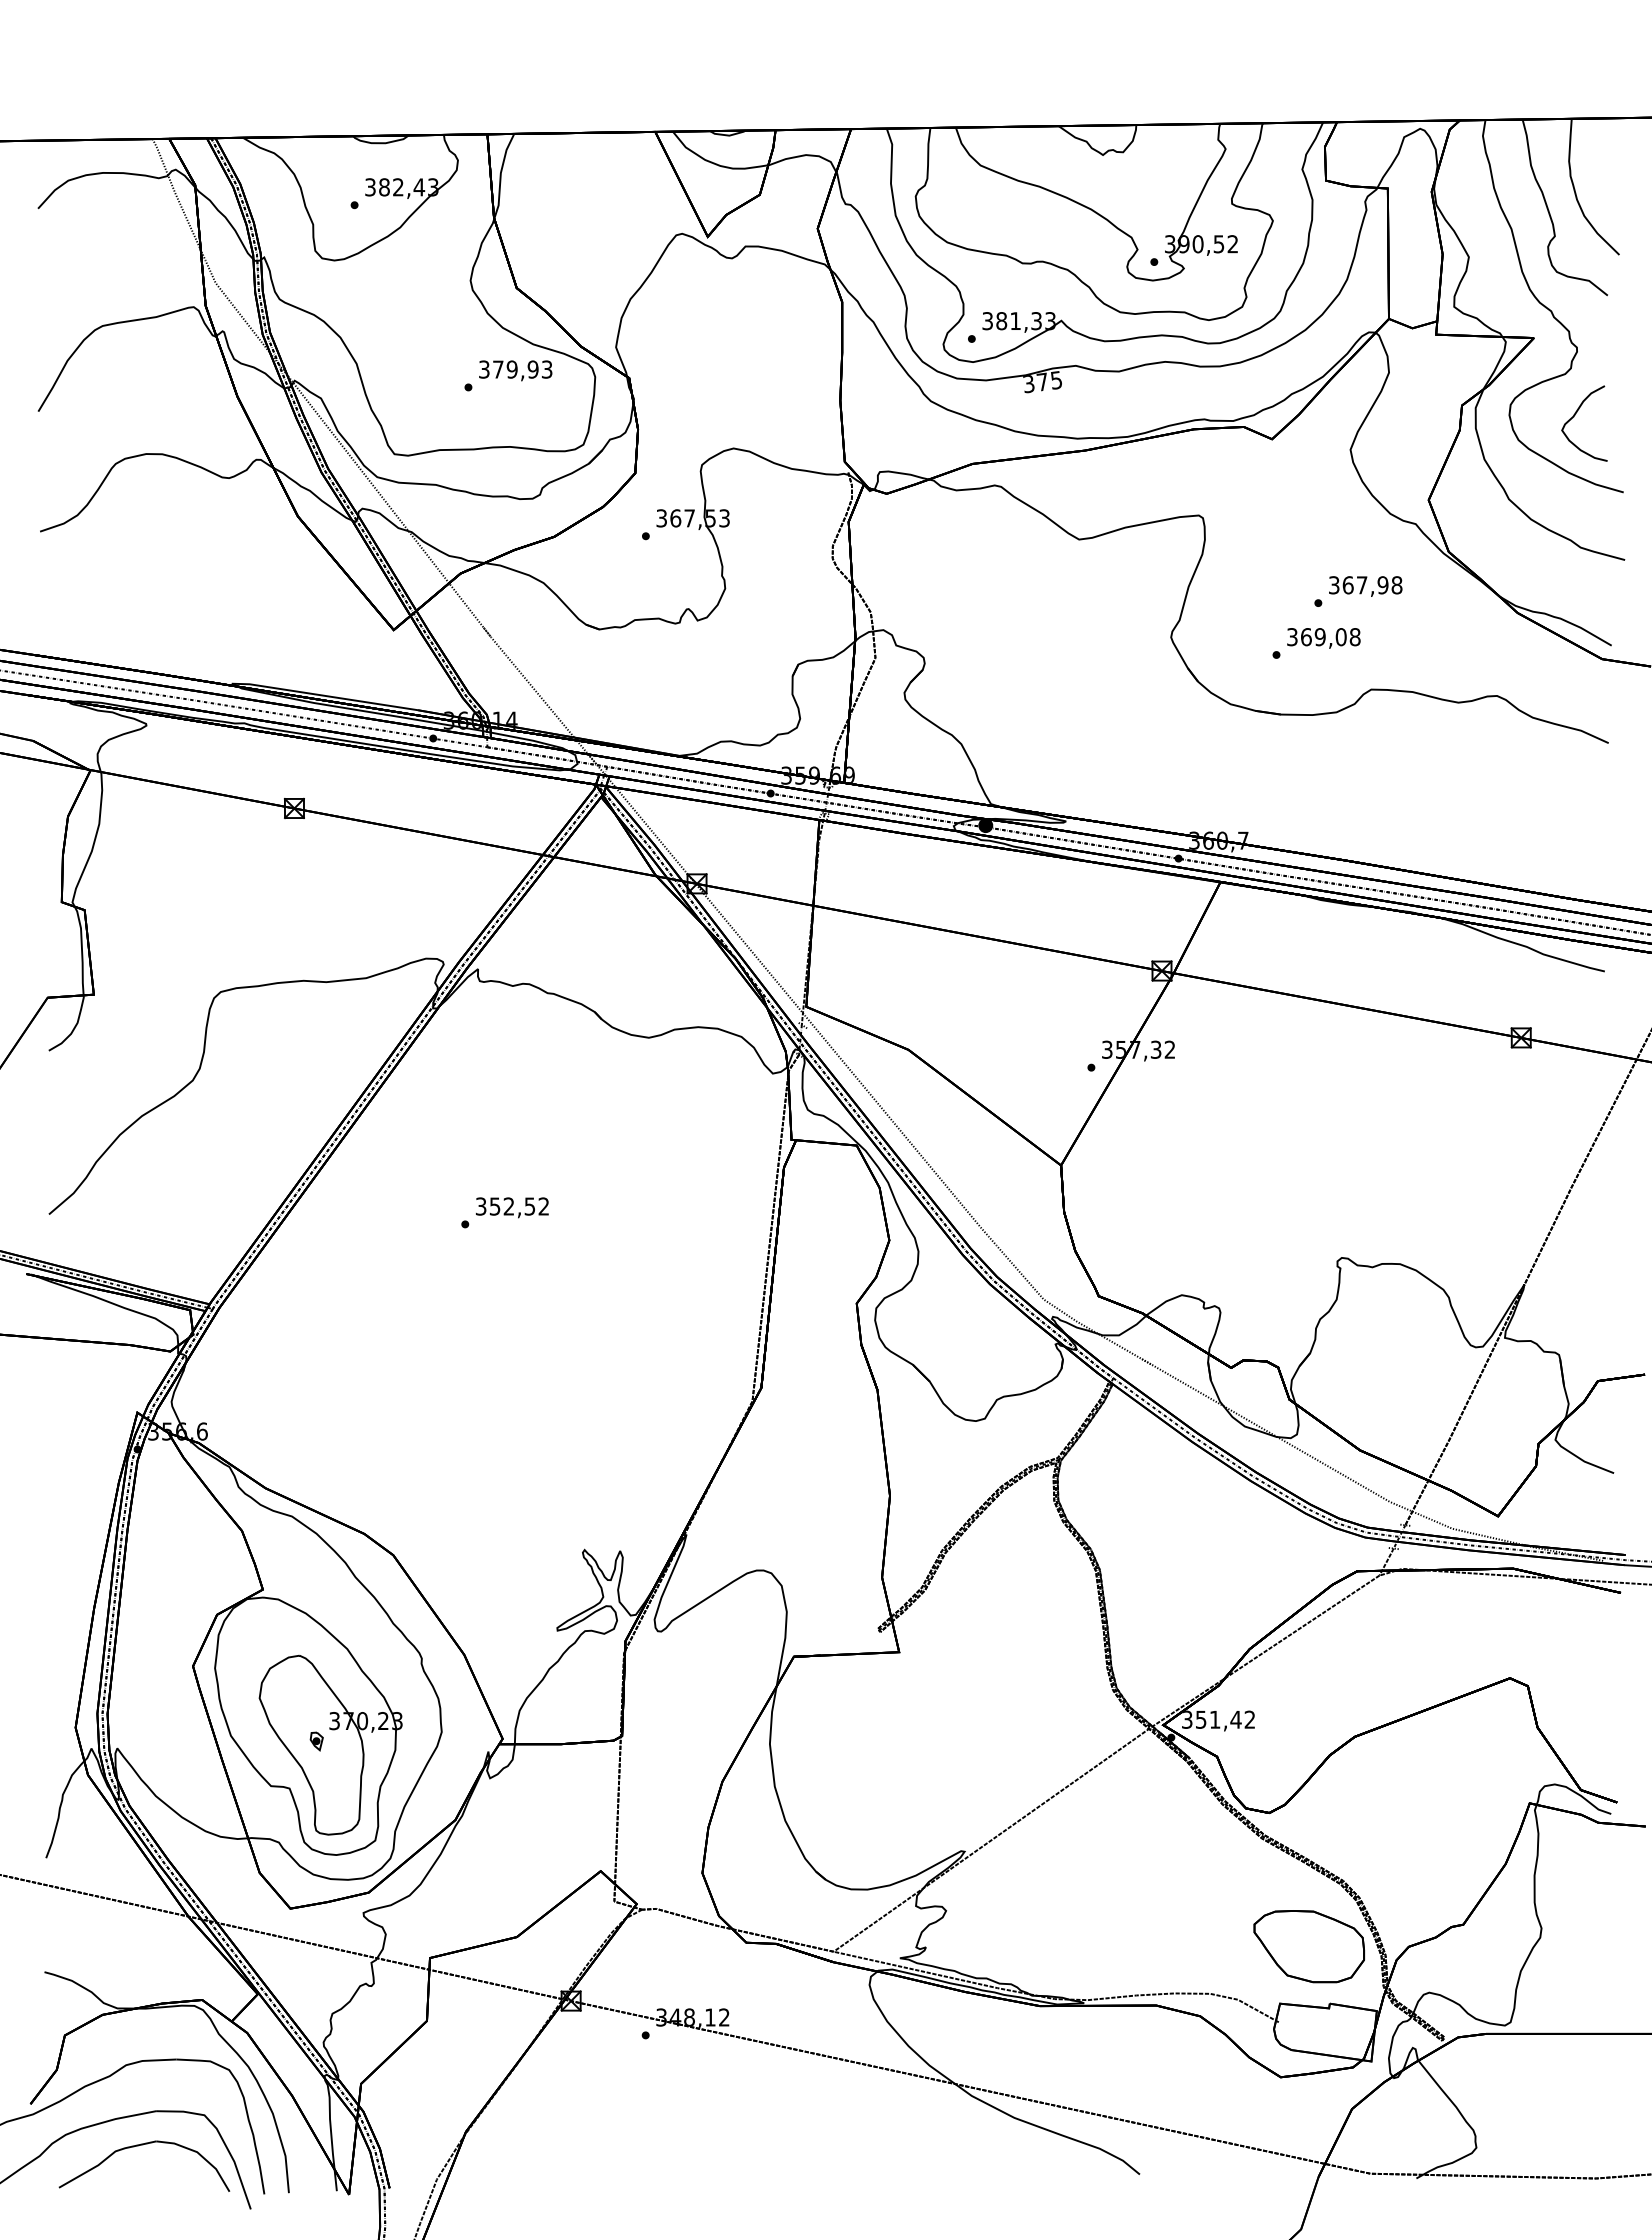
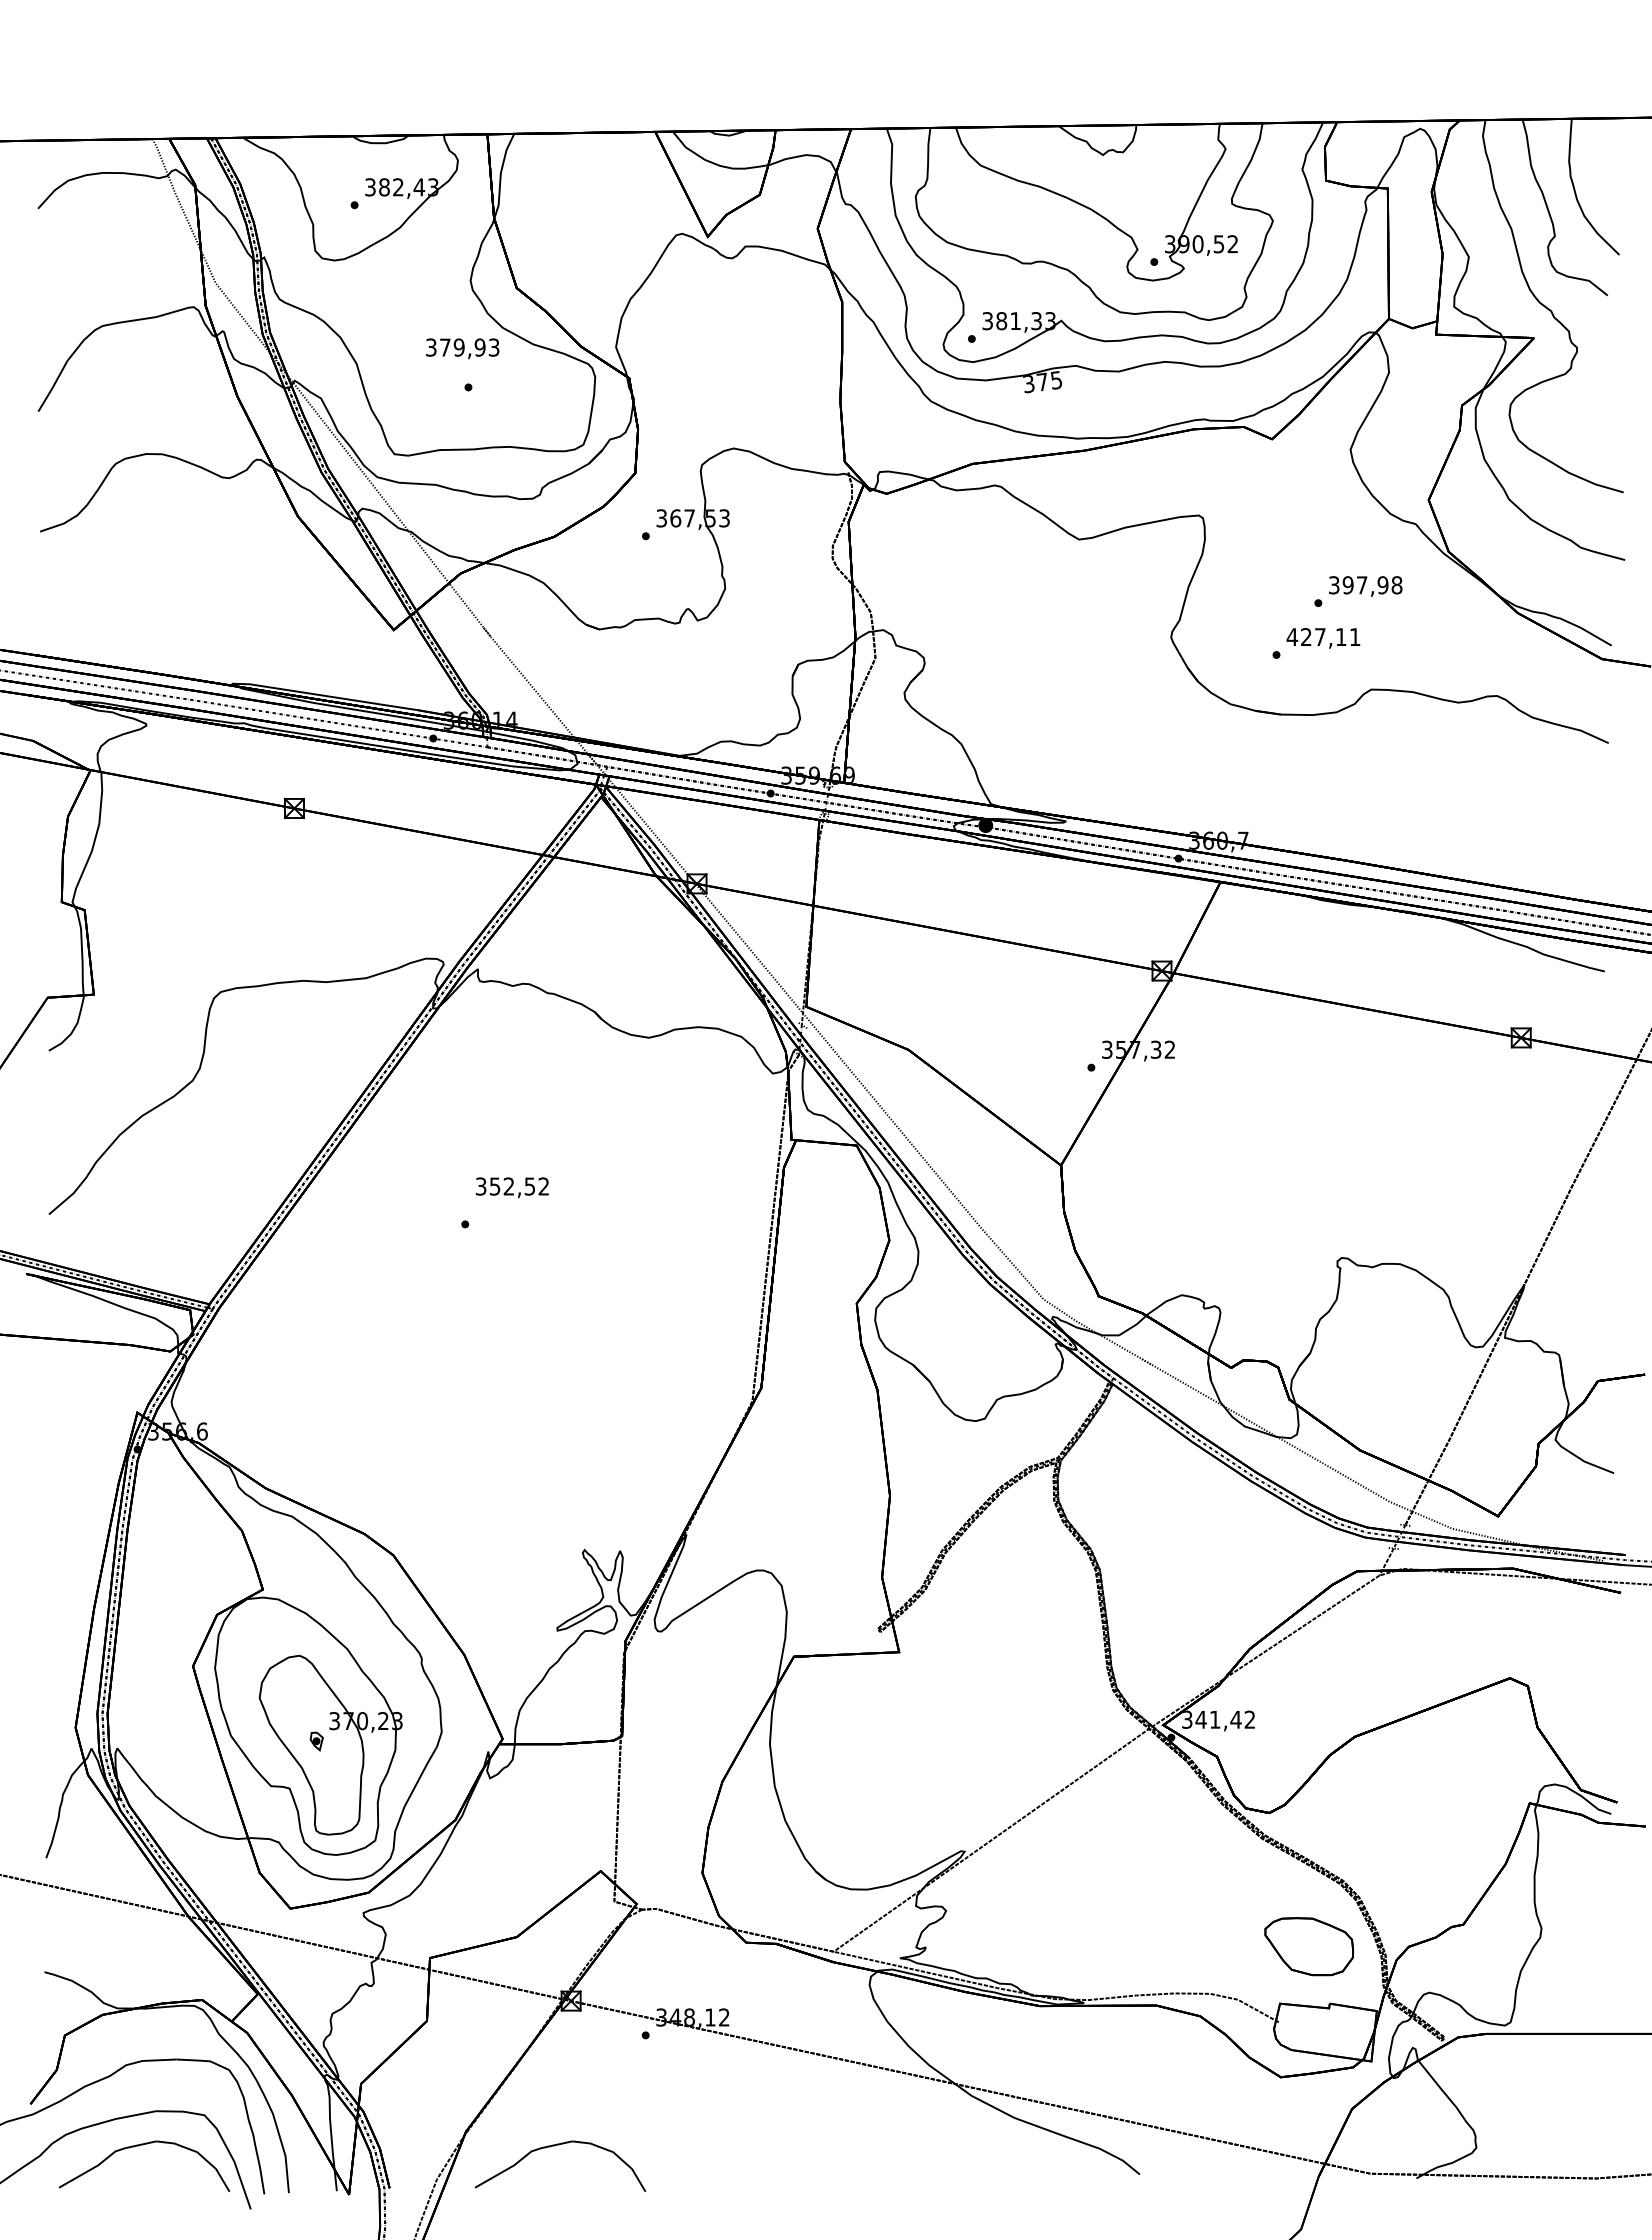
text position: (515, 370) -> (462, 348) (462, 348)
curve: present -> none (1575, 415)
text: 367,98 -> 397,98 (1347, 585)
text: 369,08 -> 427,11 (1323, 637)
text position: (512, 1207) -> (512, 1187) (512, 1187)
text: 351,42 -> 341,42 (1200, 1719)
part size: 112x74 px -> 90x60 px (1308, 1946)
part: none -> present (554, 2146)
